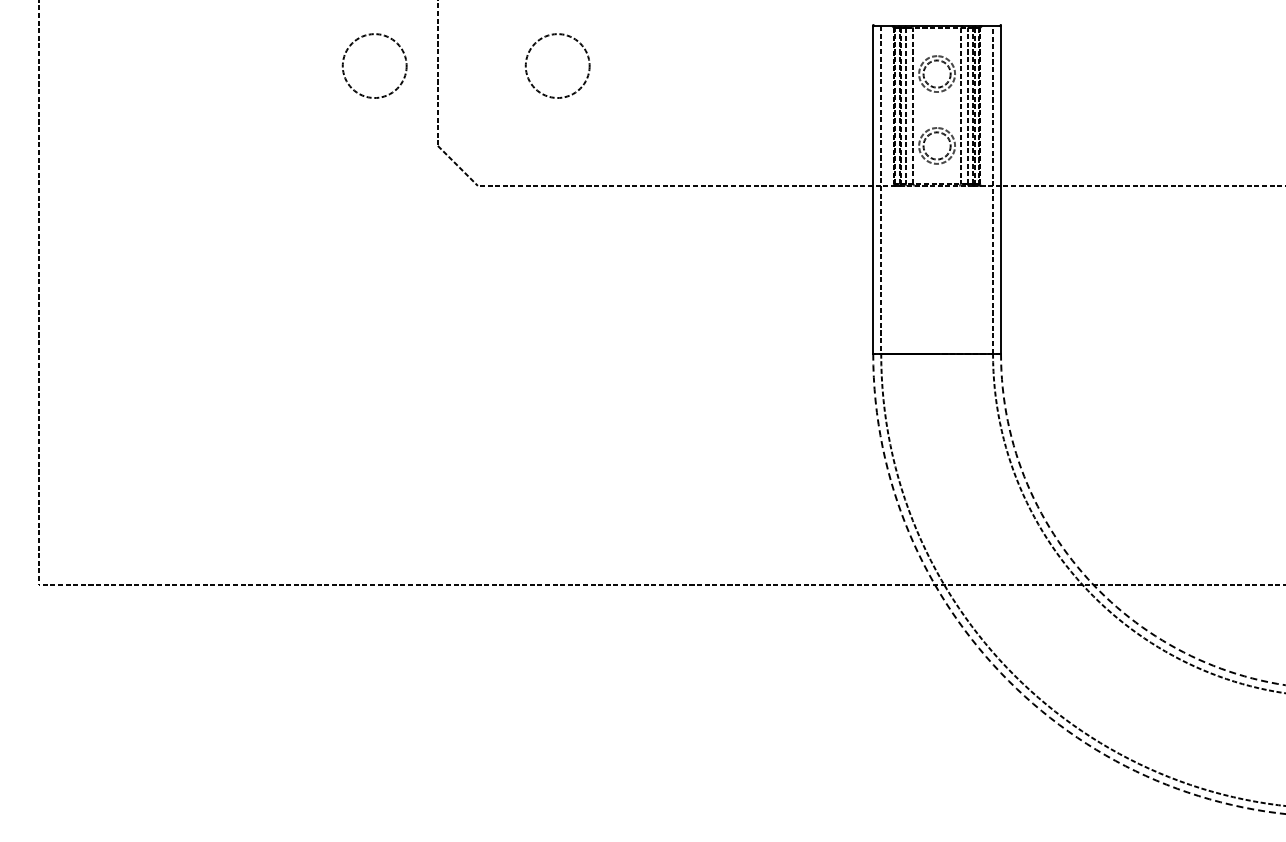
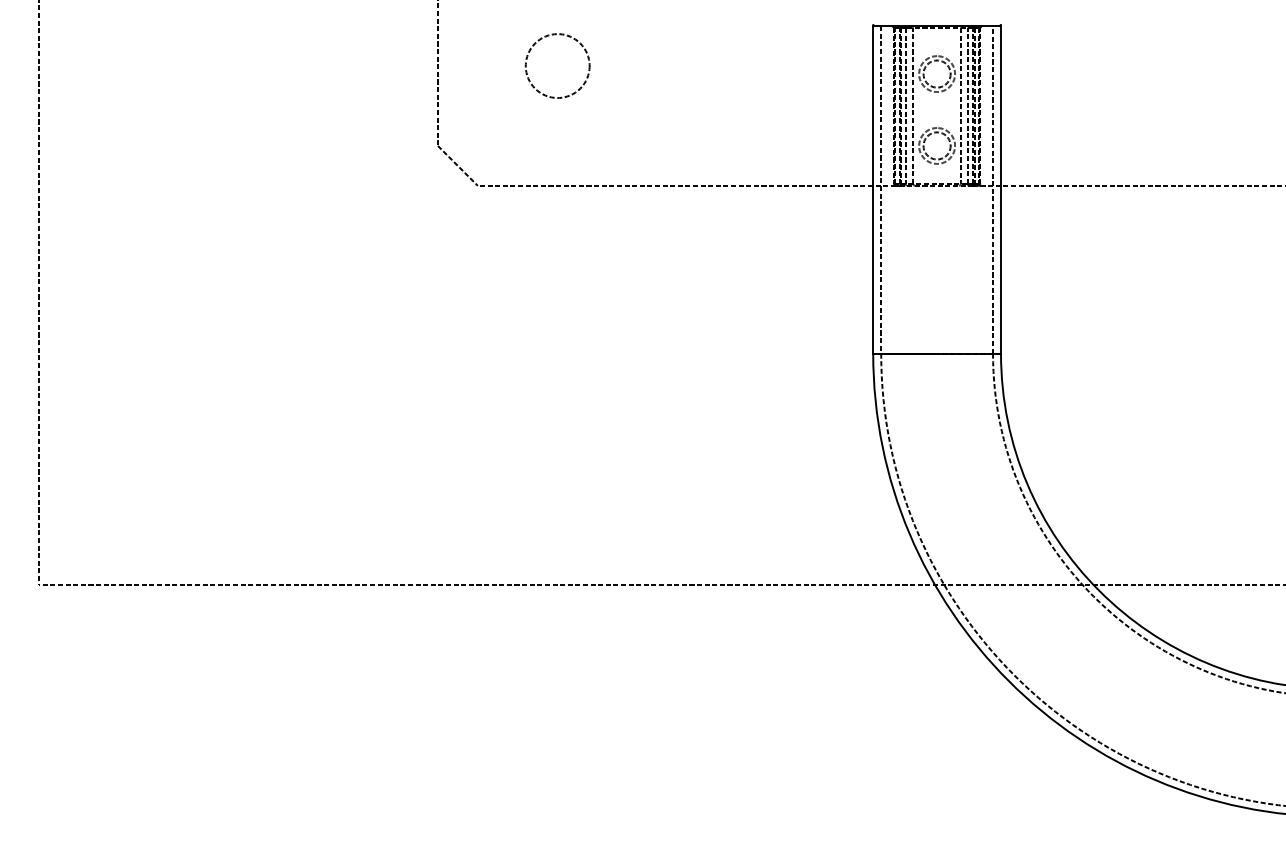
circle: present -> none (374, 65)
arc: dashed -> solid (1082, 572)
arc: dashed -> solid (992, 663)
